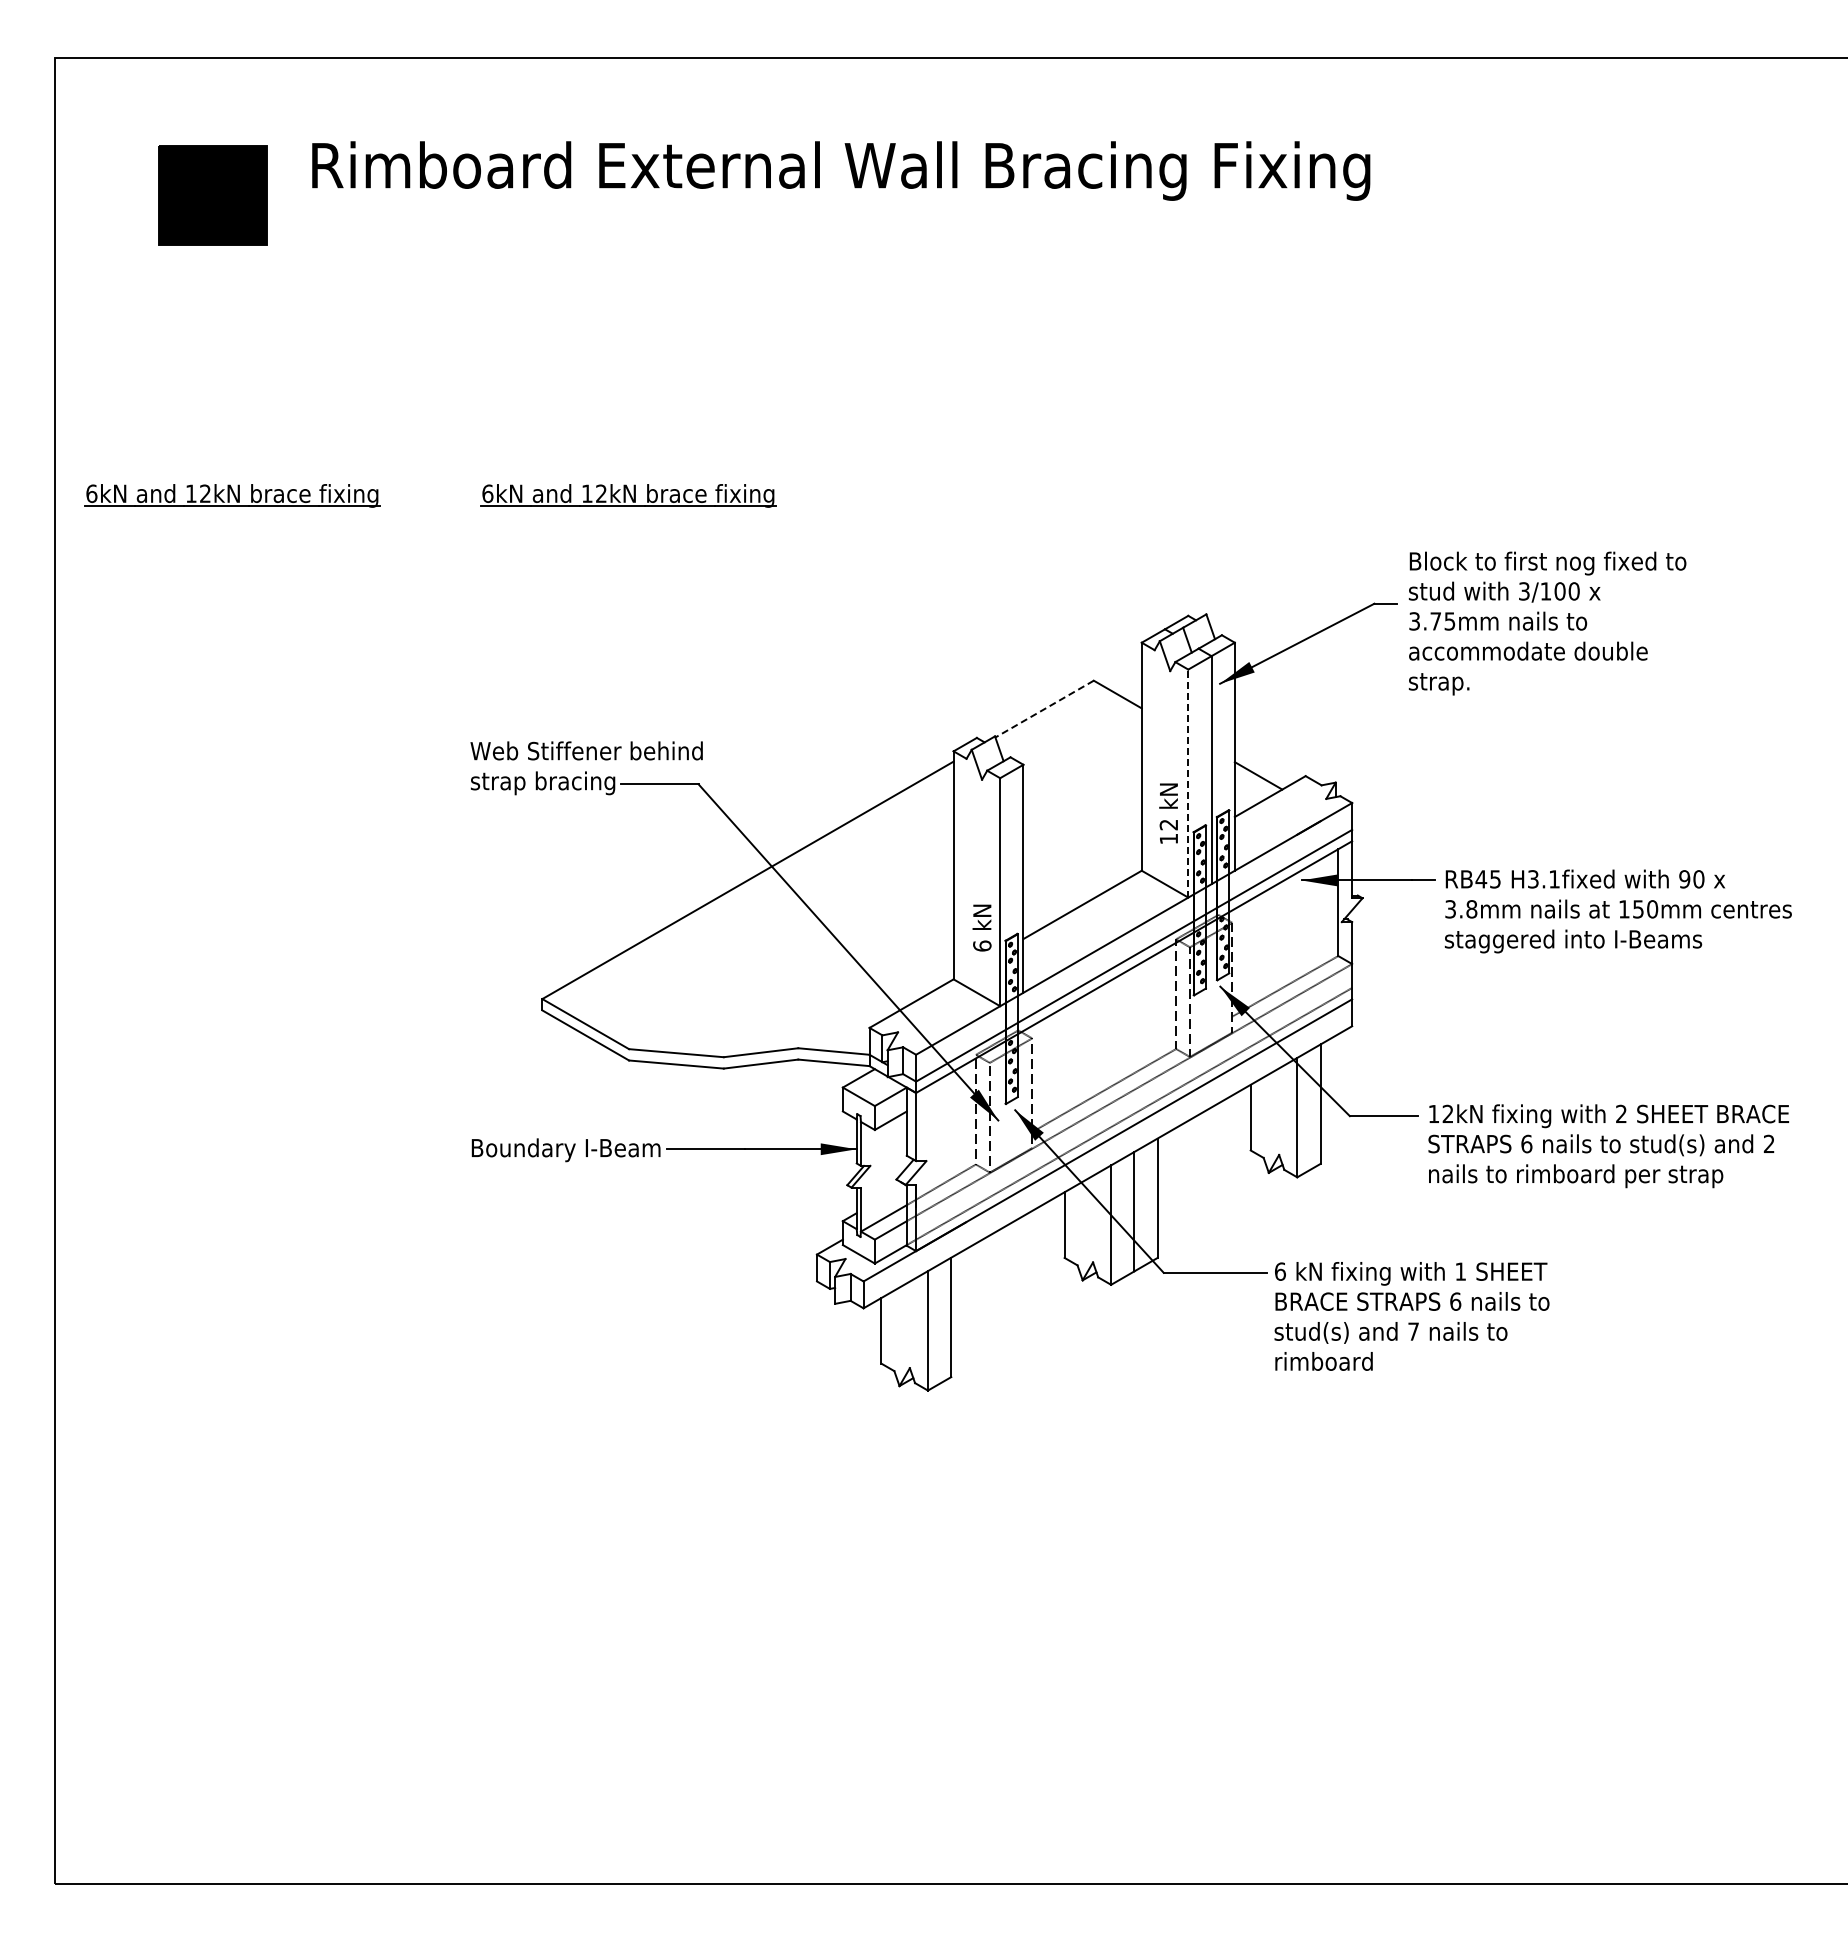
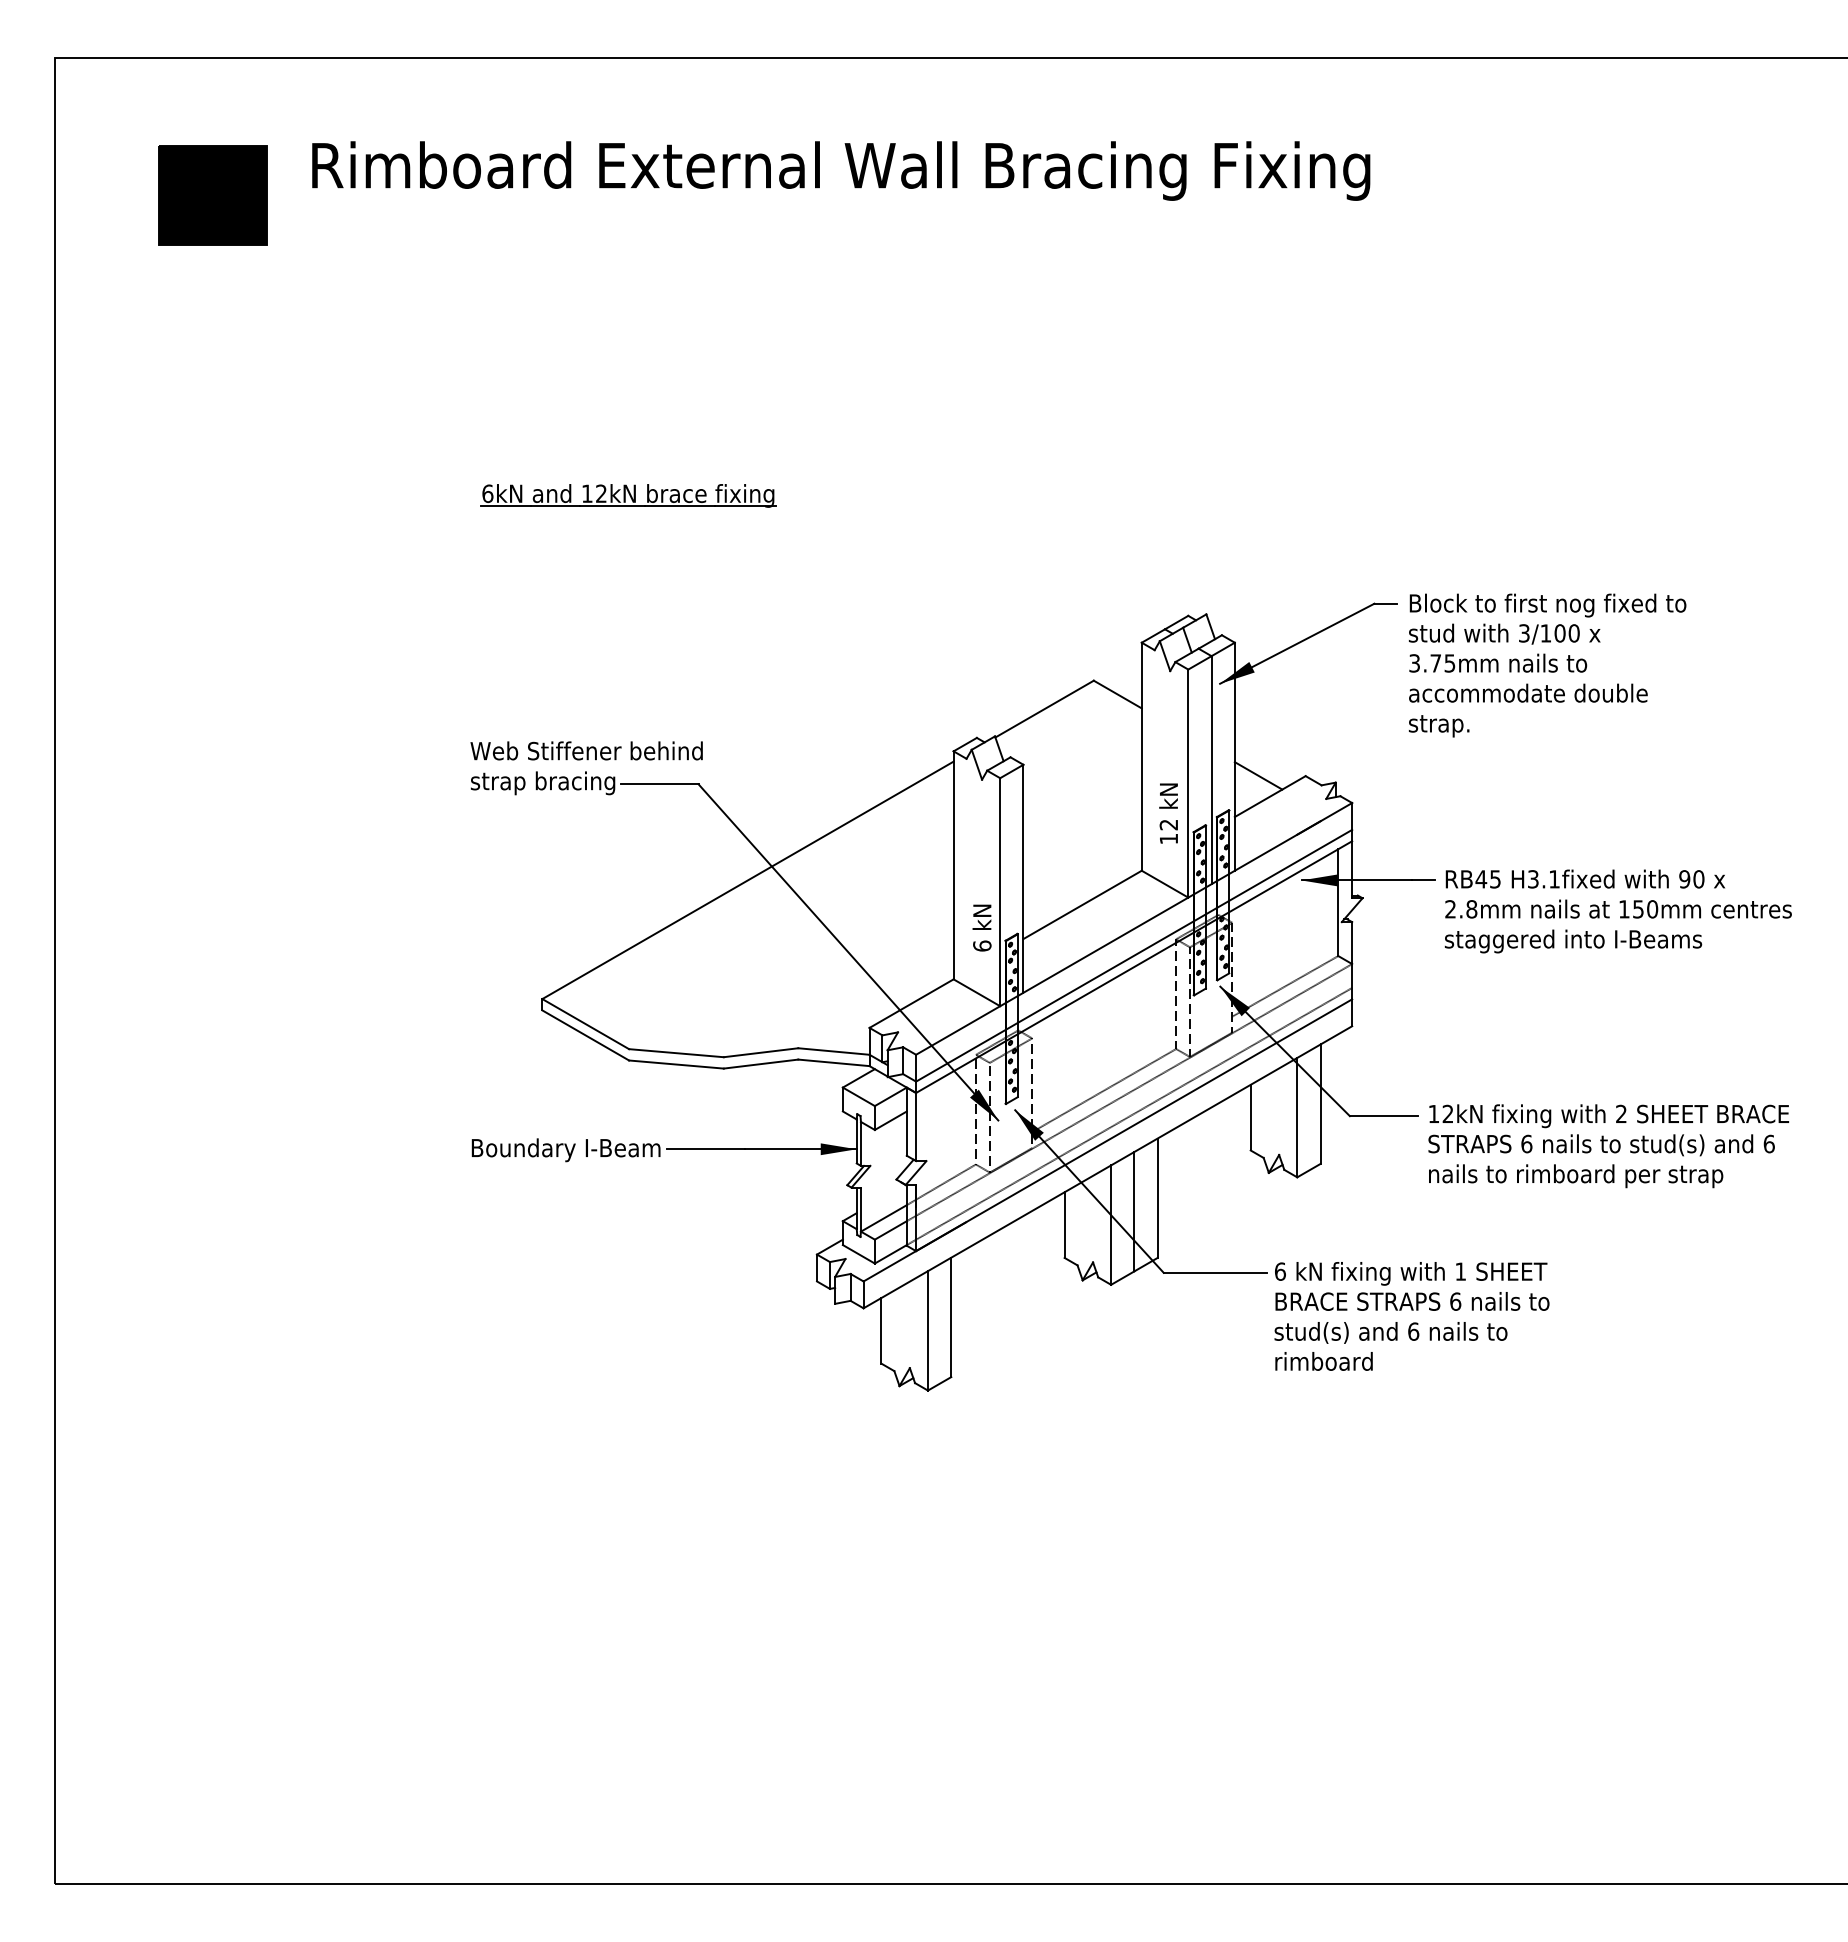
part: present -> none (232, 495)
text position: (1547, 623) -> (1547, 665) (1547, 665)
line: dashed -> solid (1044, 709)
line: dashed -> solid (1188, 783)
text: 3.8mm -> 2.8mm (1450, 909)
text: 2 -> 6 (1768, 1143)
text: 7 -> 6 (1413, 1331)
